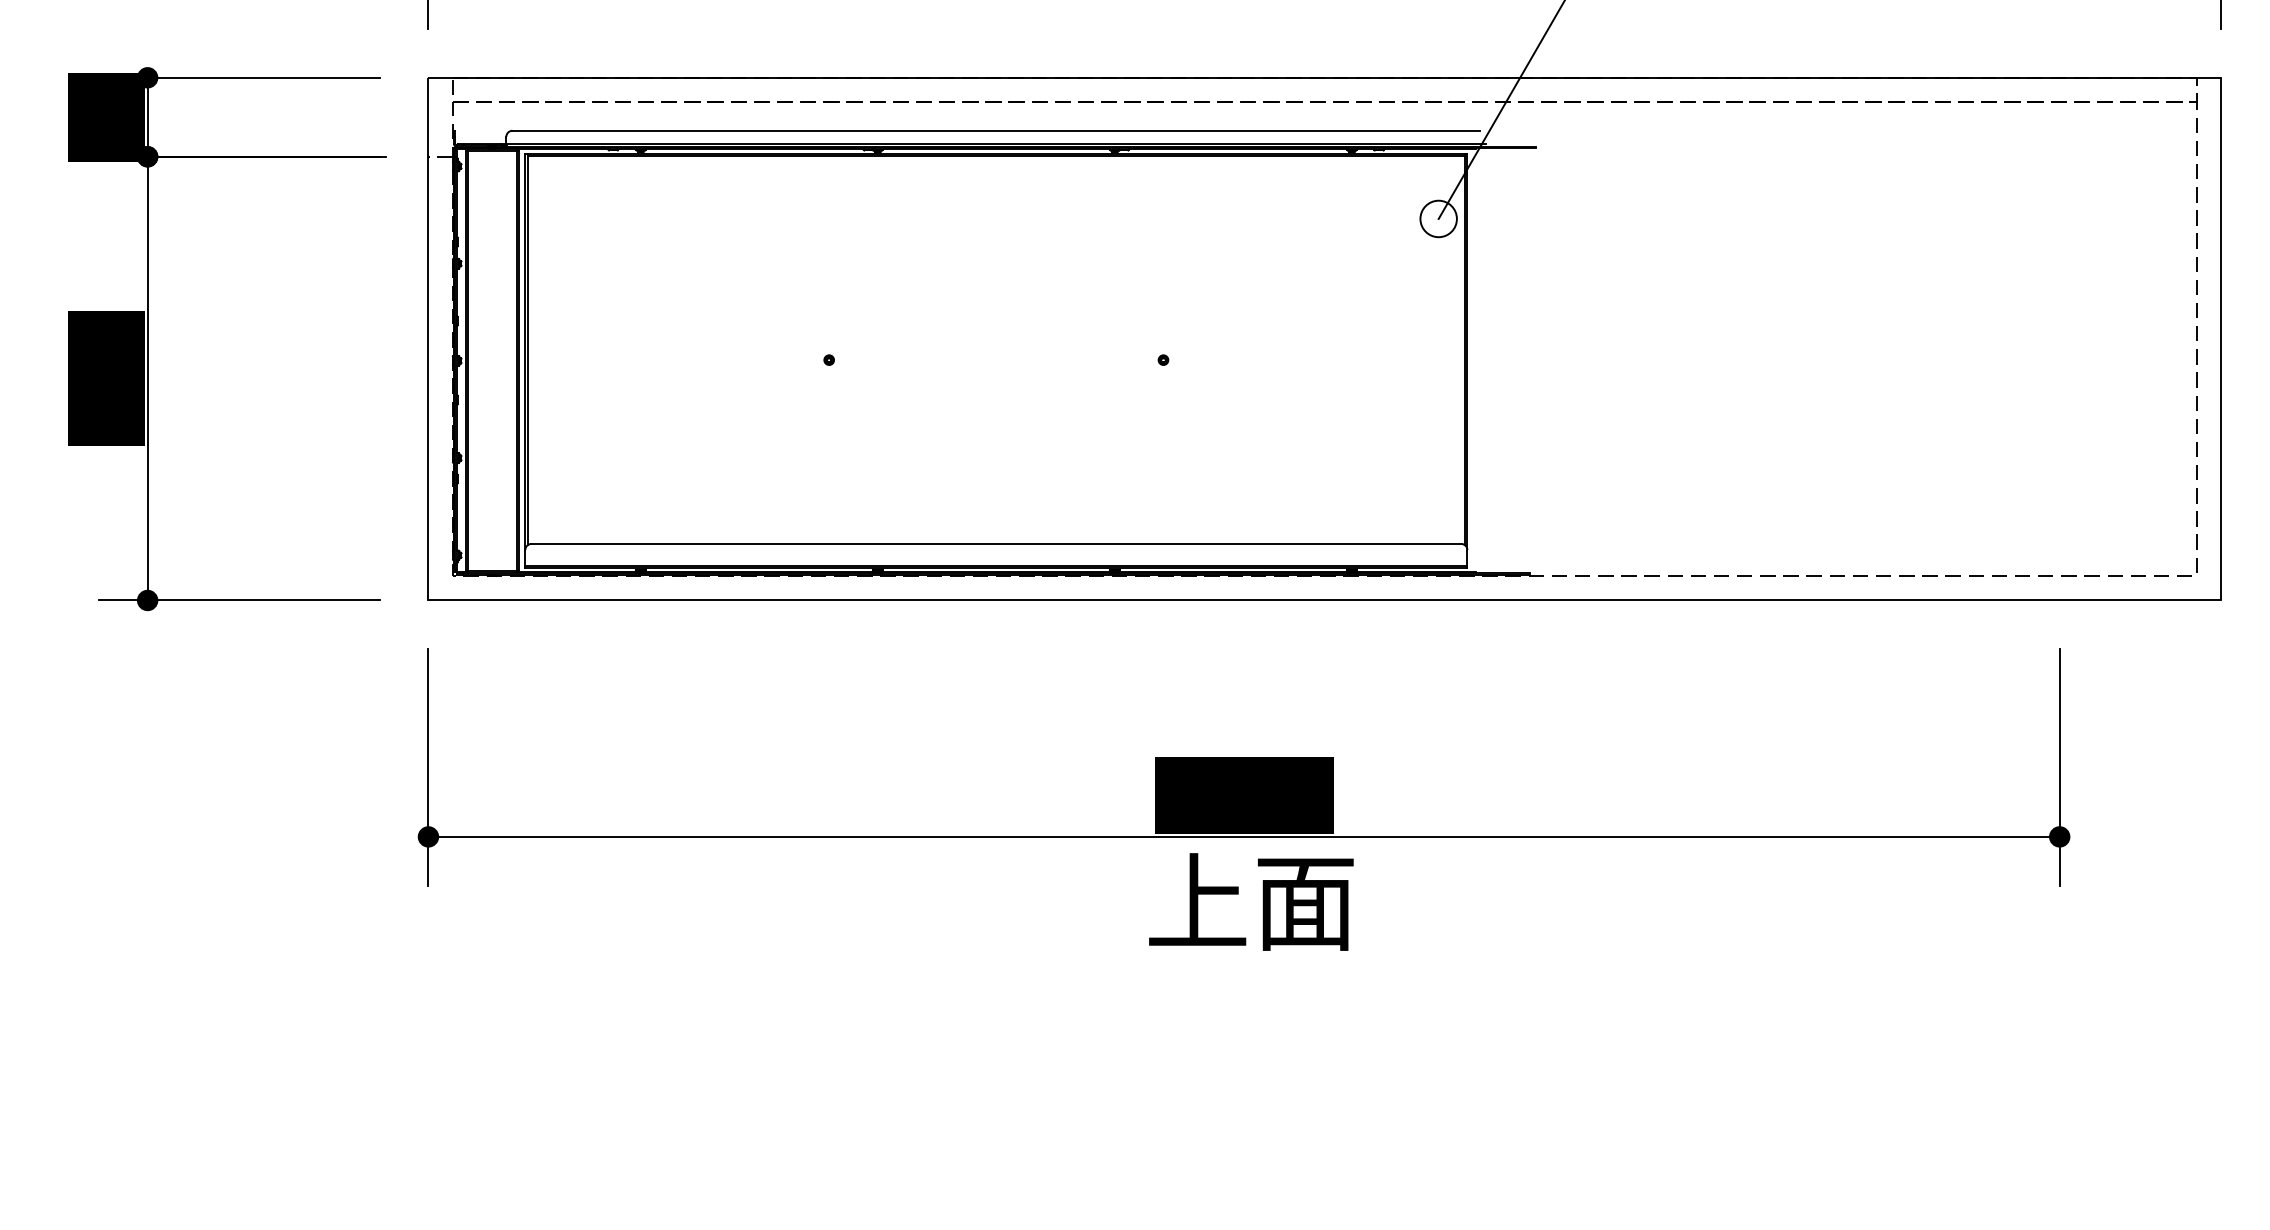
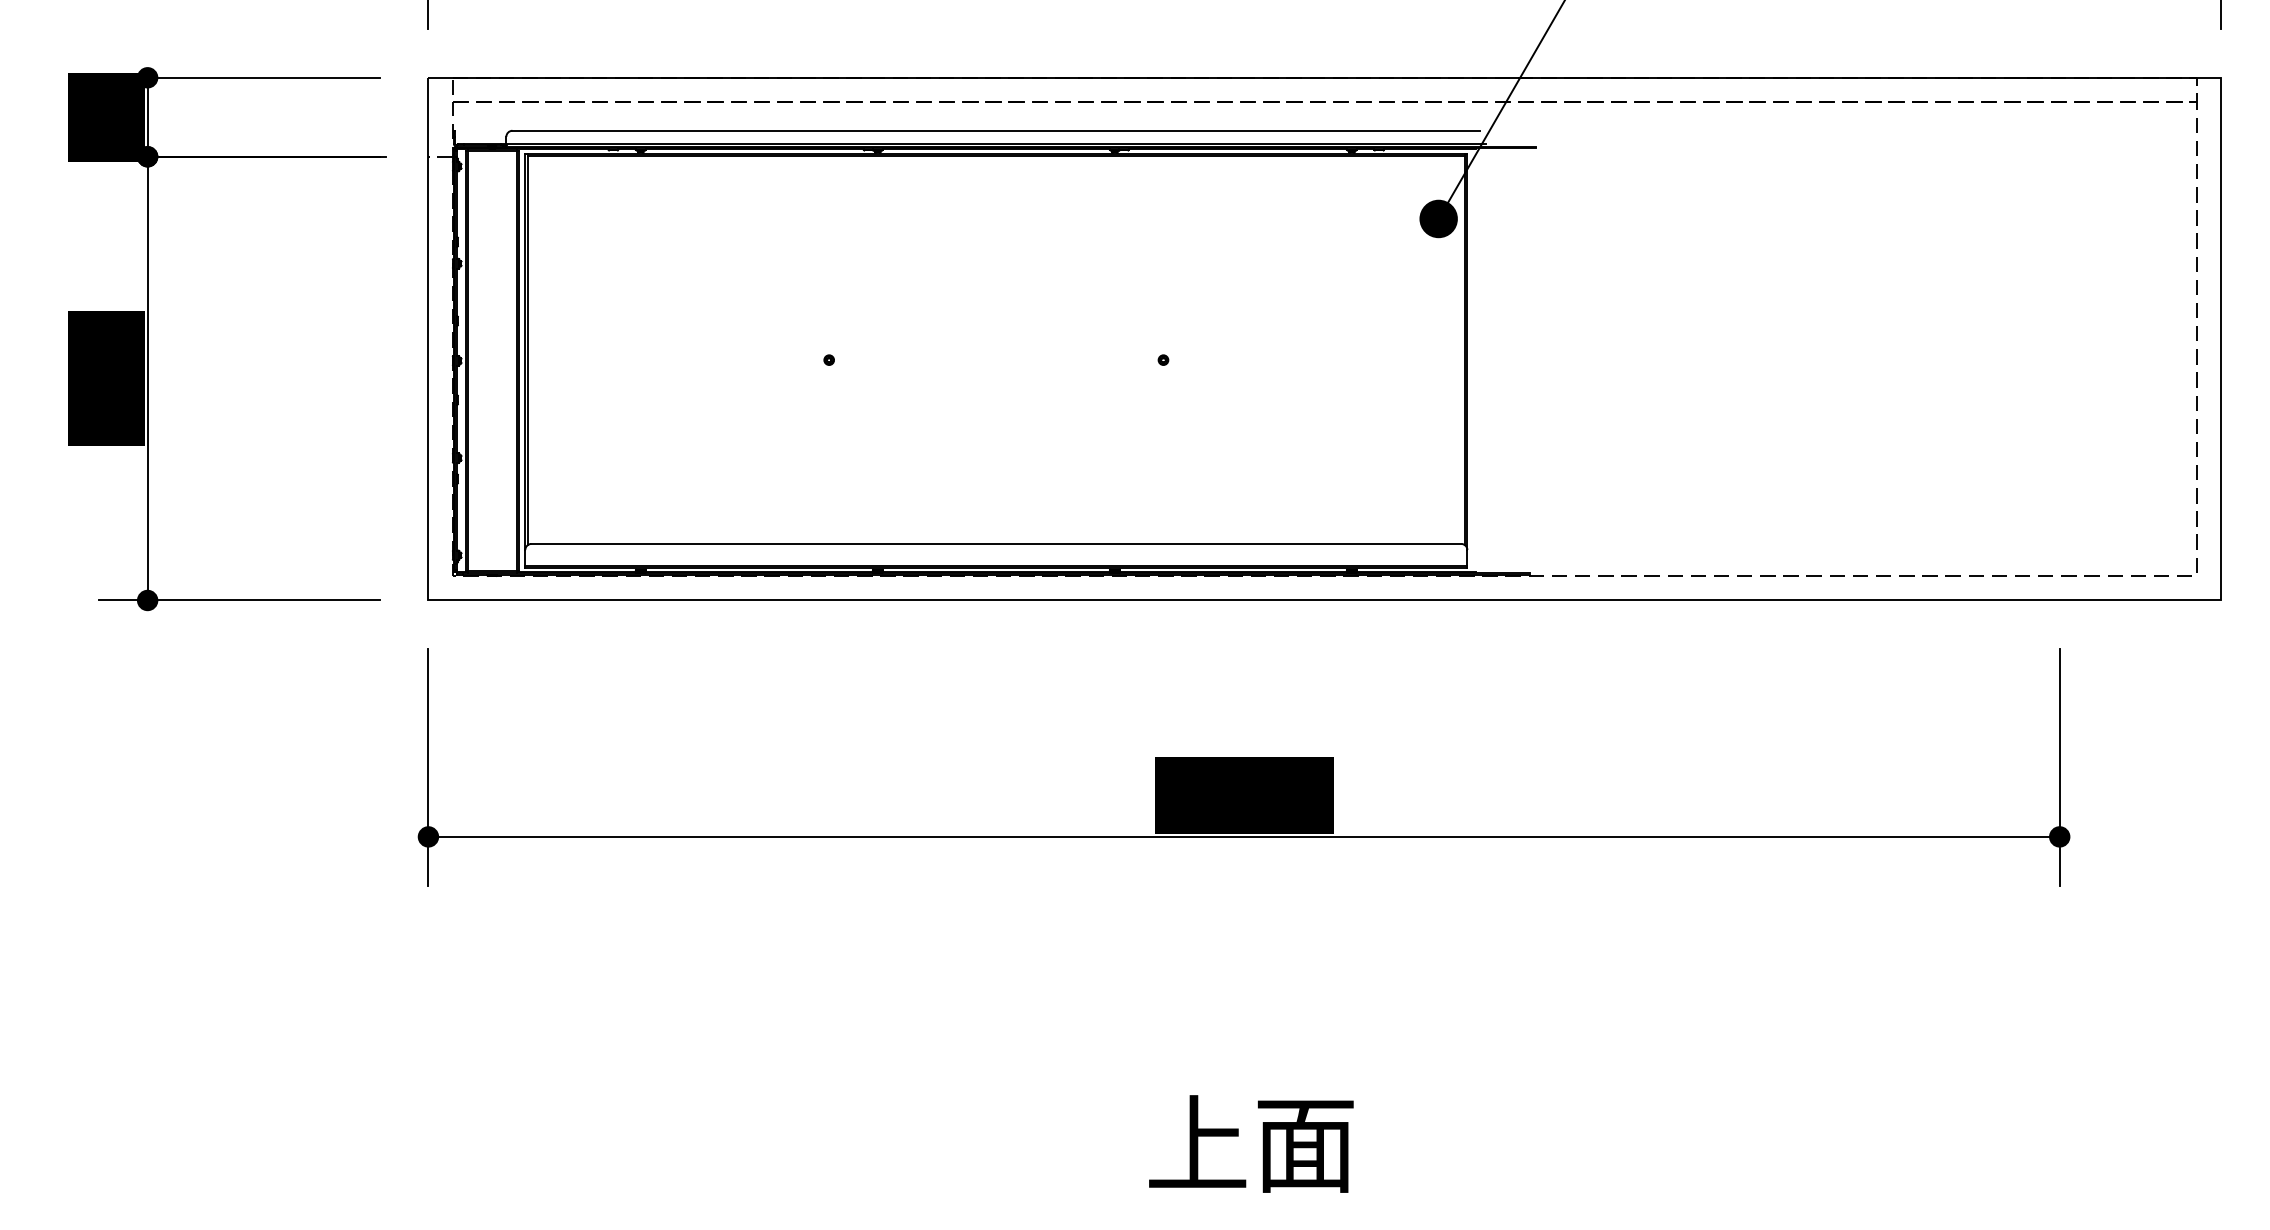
fill: none -> present (1438, 218)
text position: (1251, 901) -> (1251, 1143) (1251, 1143)
